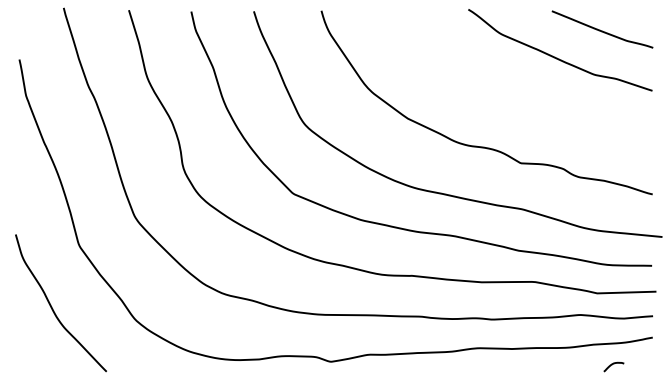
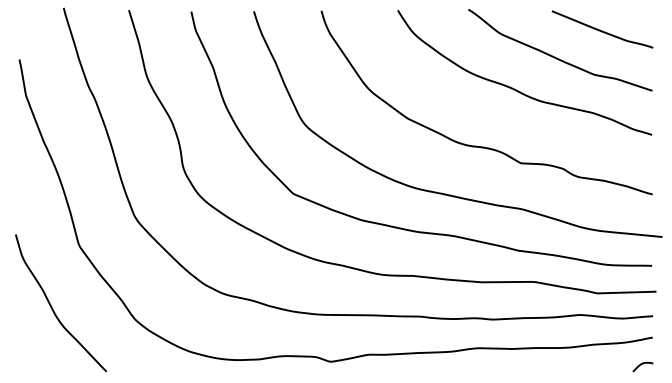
curve: none -> present (516, 89)
curve position: (612, 365) -> (641, 365) (641, 365)
